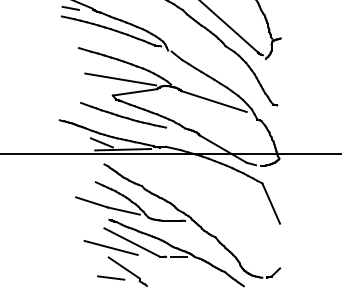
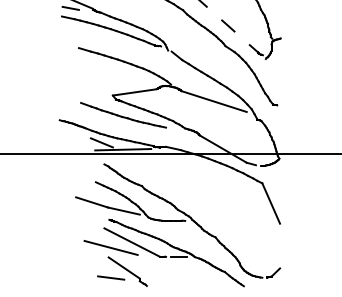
line: solid -> dashed (229, 26)
line: present -> none (120, 79)
